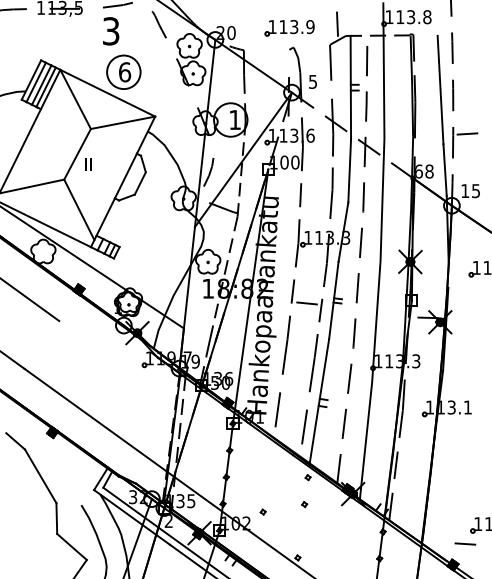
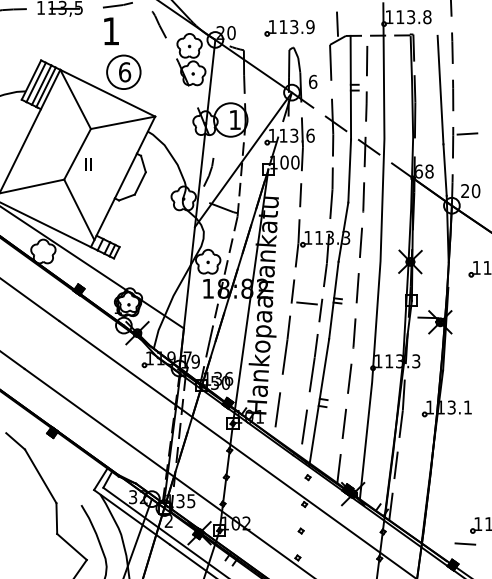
text: 3 -> 1 (111, 31)
line: none -> present (289, 63)
text: 5 -> 6 (313, 81)
text: 15 -> 20 (470, 191)
line: none -> present (235, 448)
part position: (262, 511) -> (300, 530) (300, 530)
